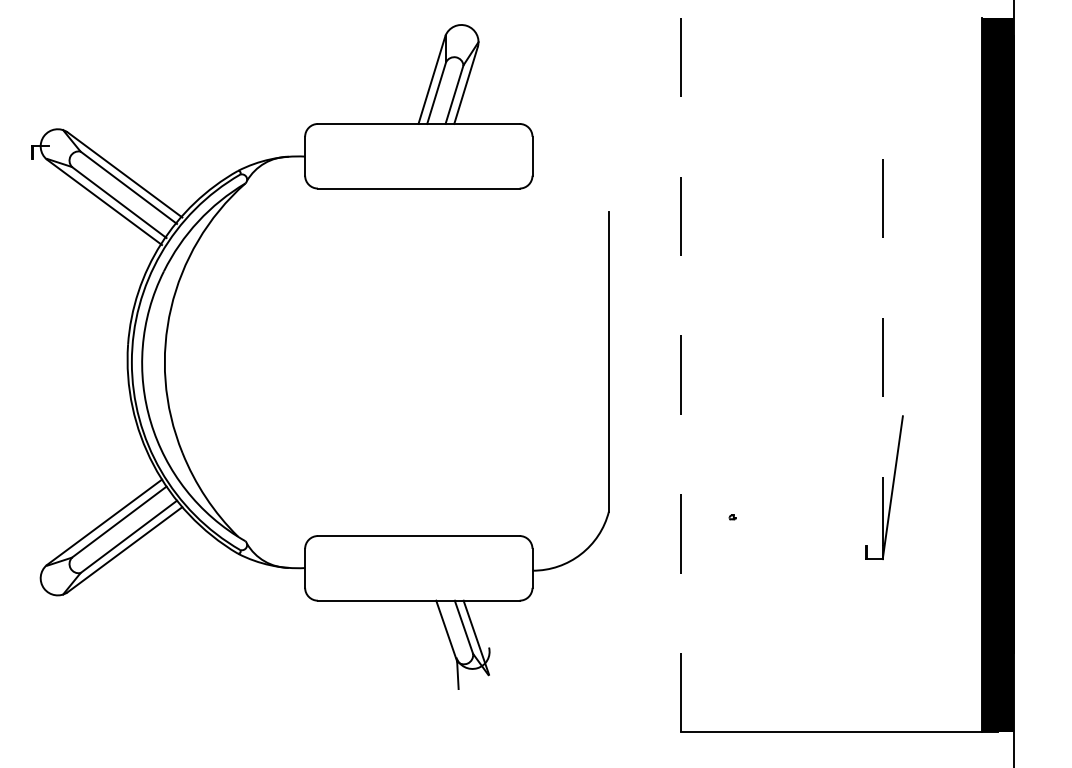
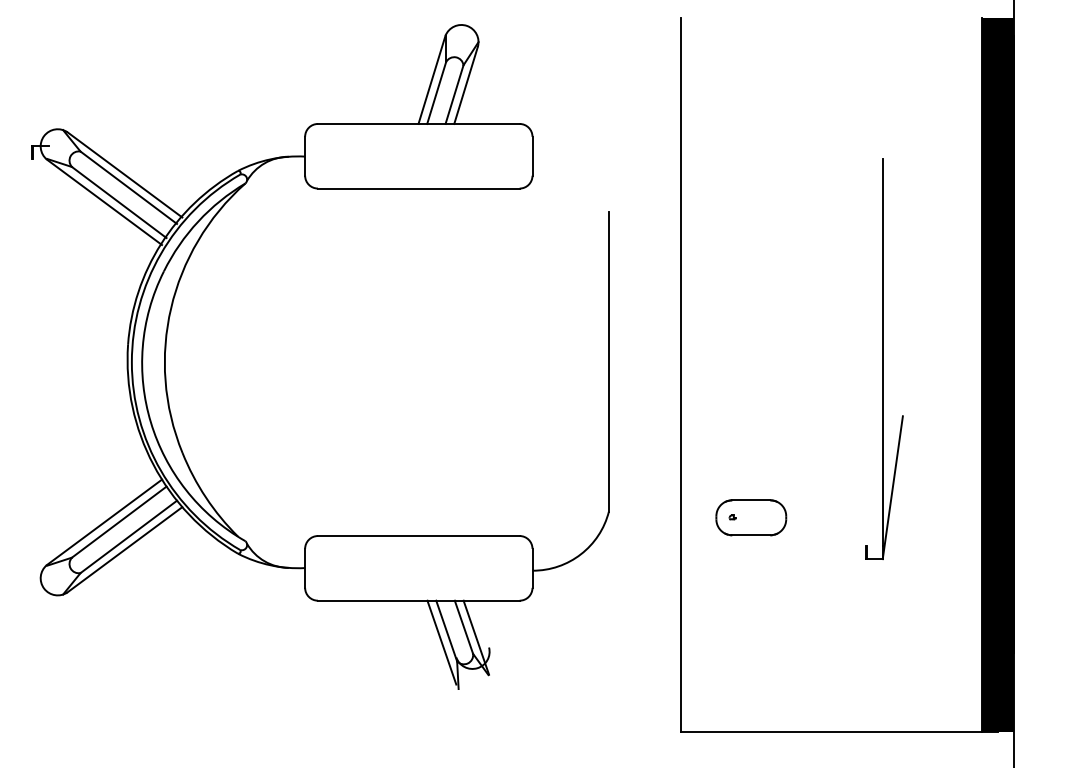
line: dashed -> solid (882, 352)
line: dashed -> solid (680, 374)
part: none -> present (751, 517)
line: none -> present (441, 642)
